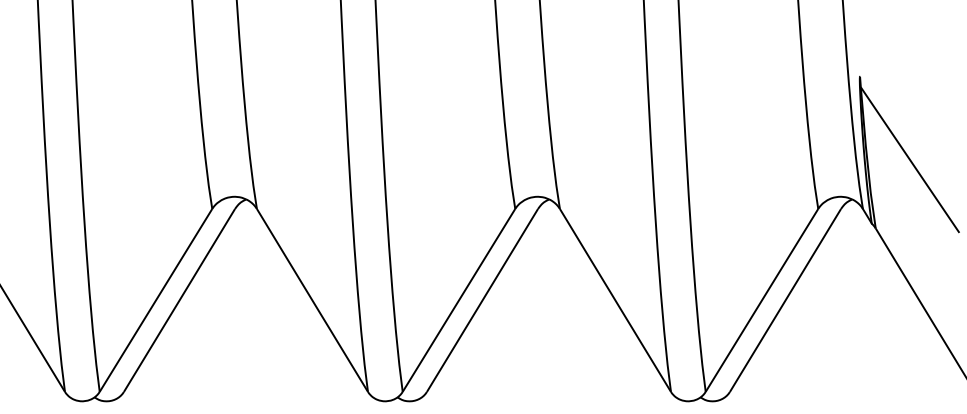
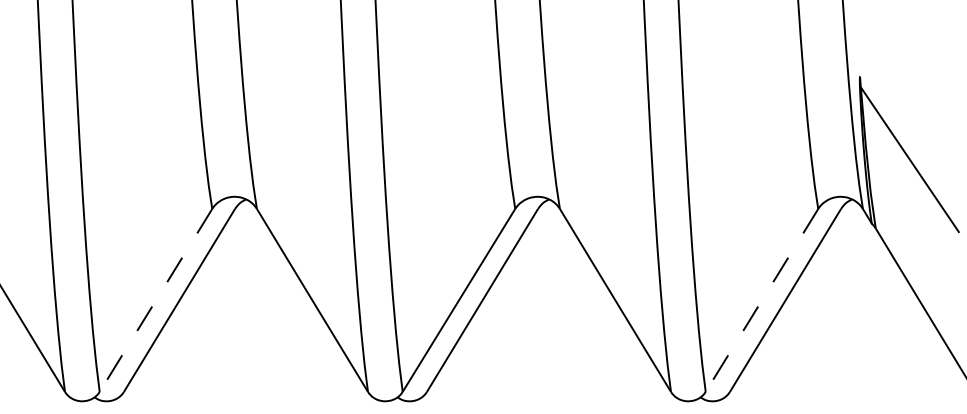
line: solid -> dashed (155, 300)
line: solid -> dashed (761, 300)
